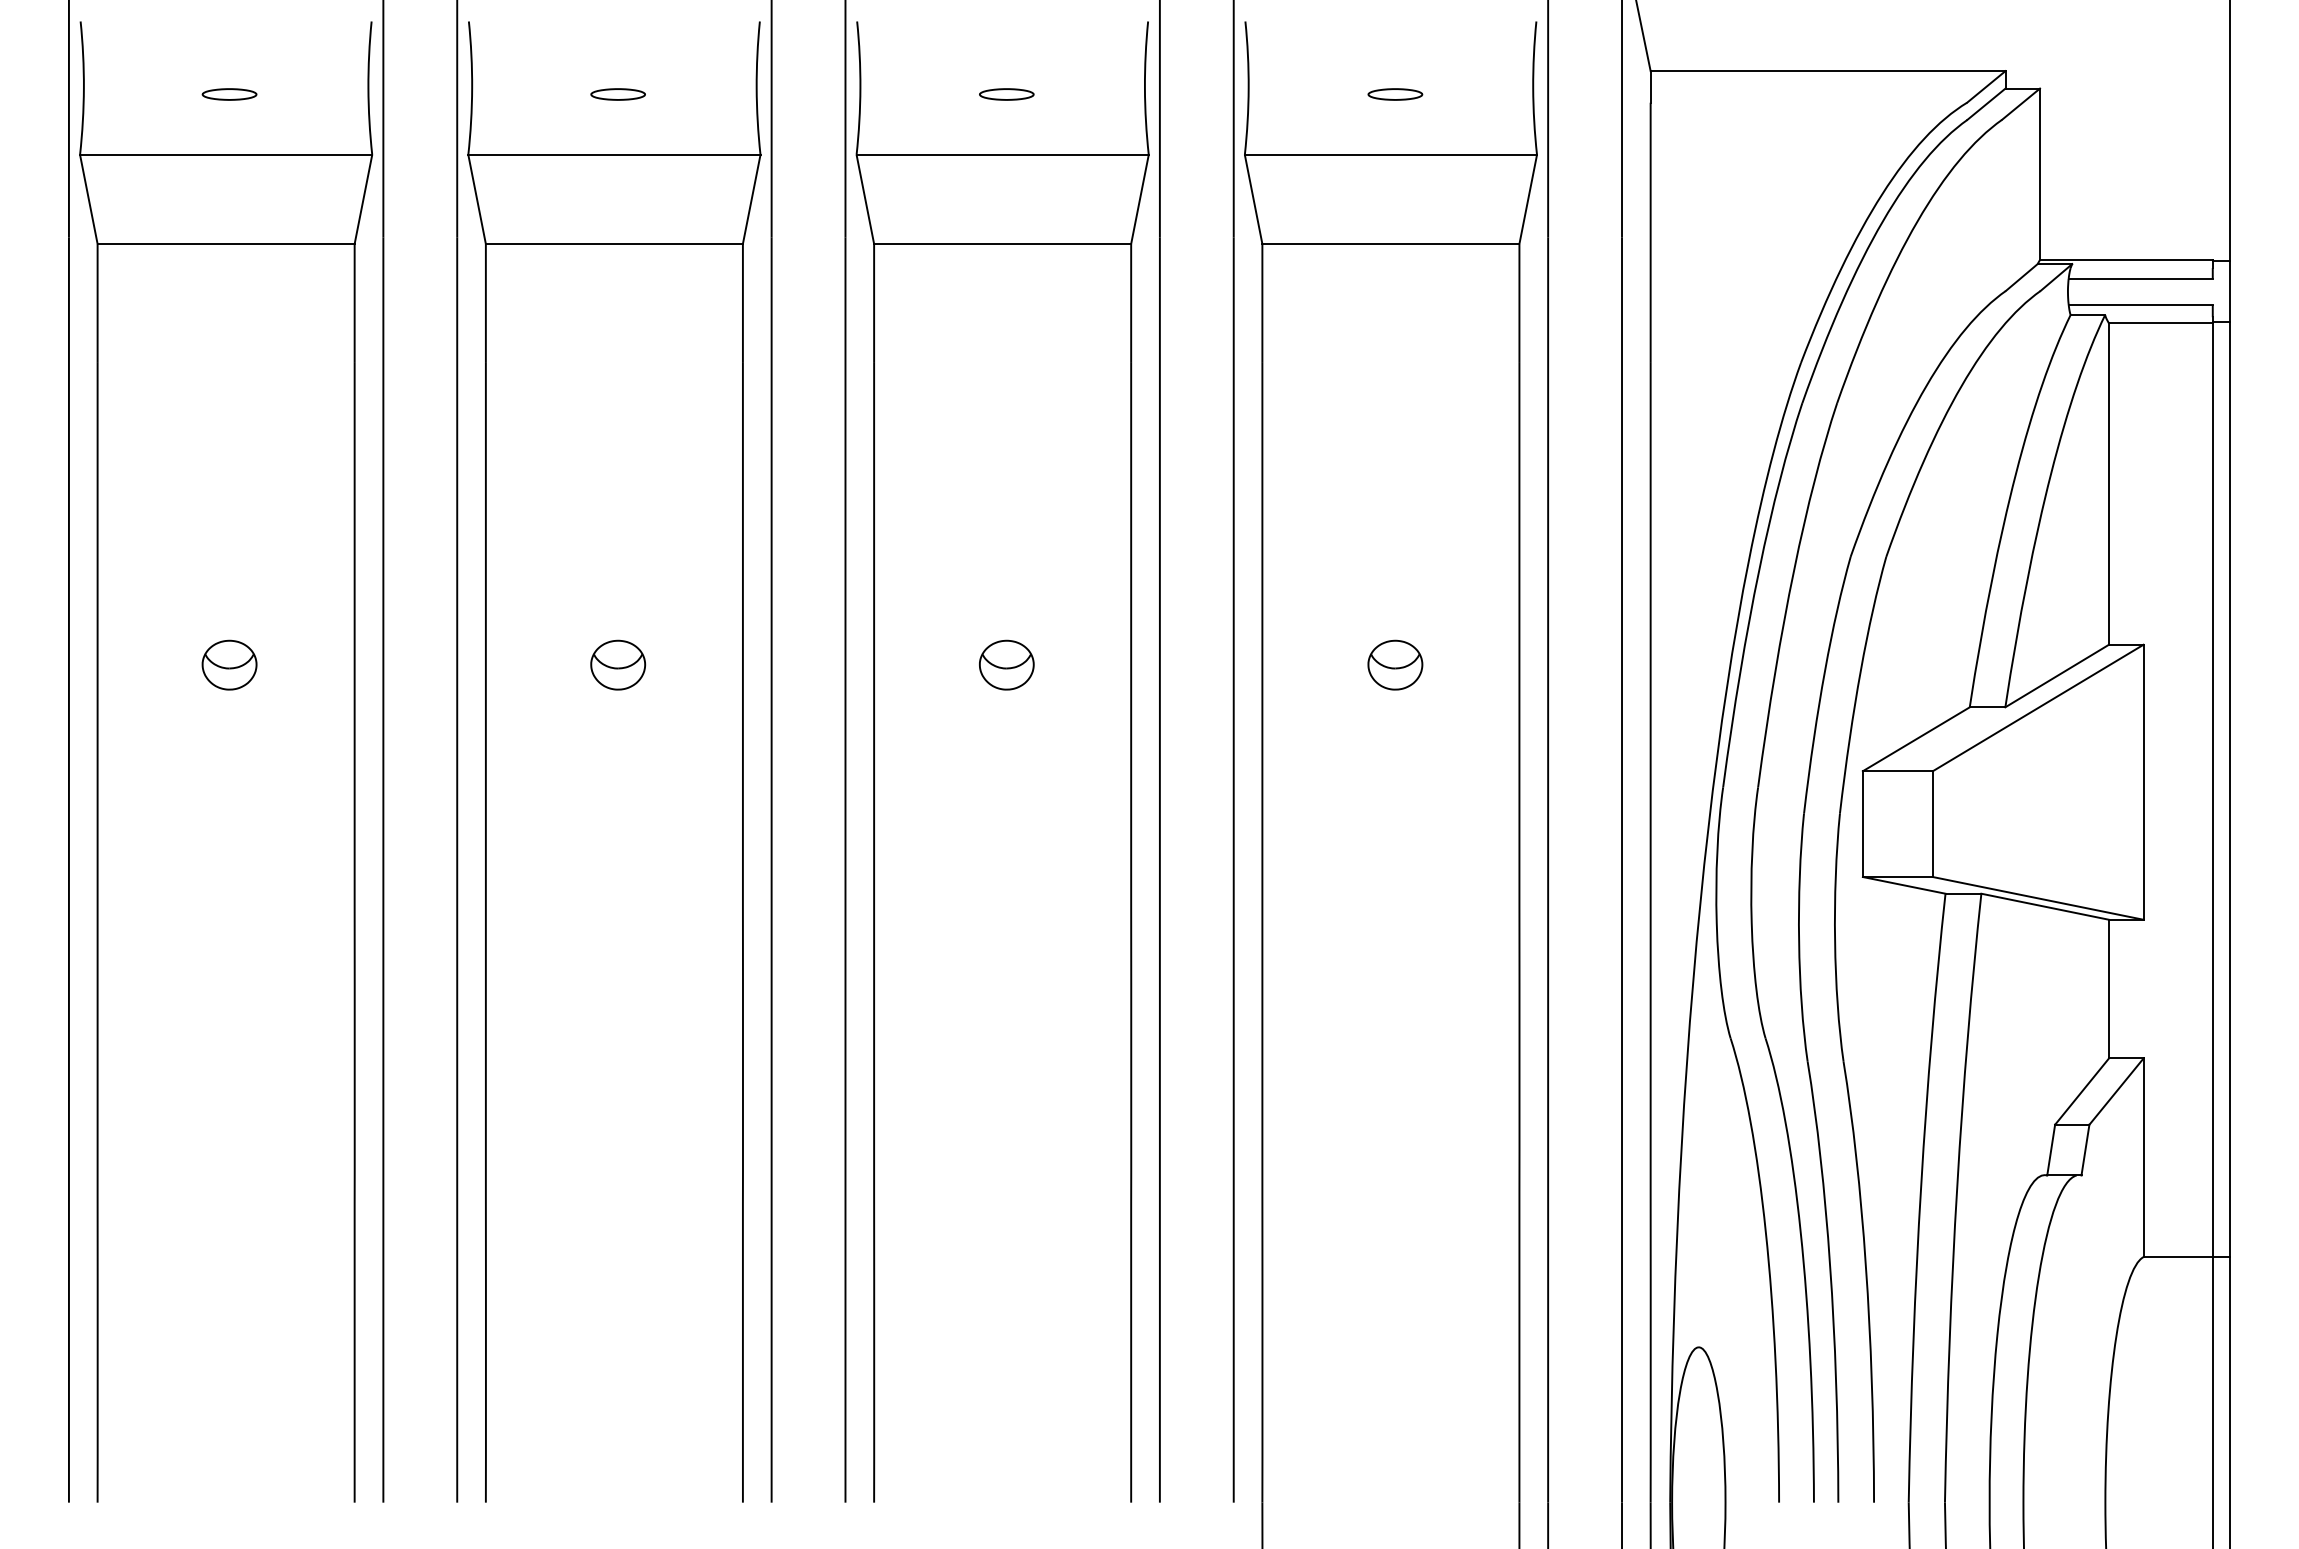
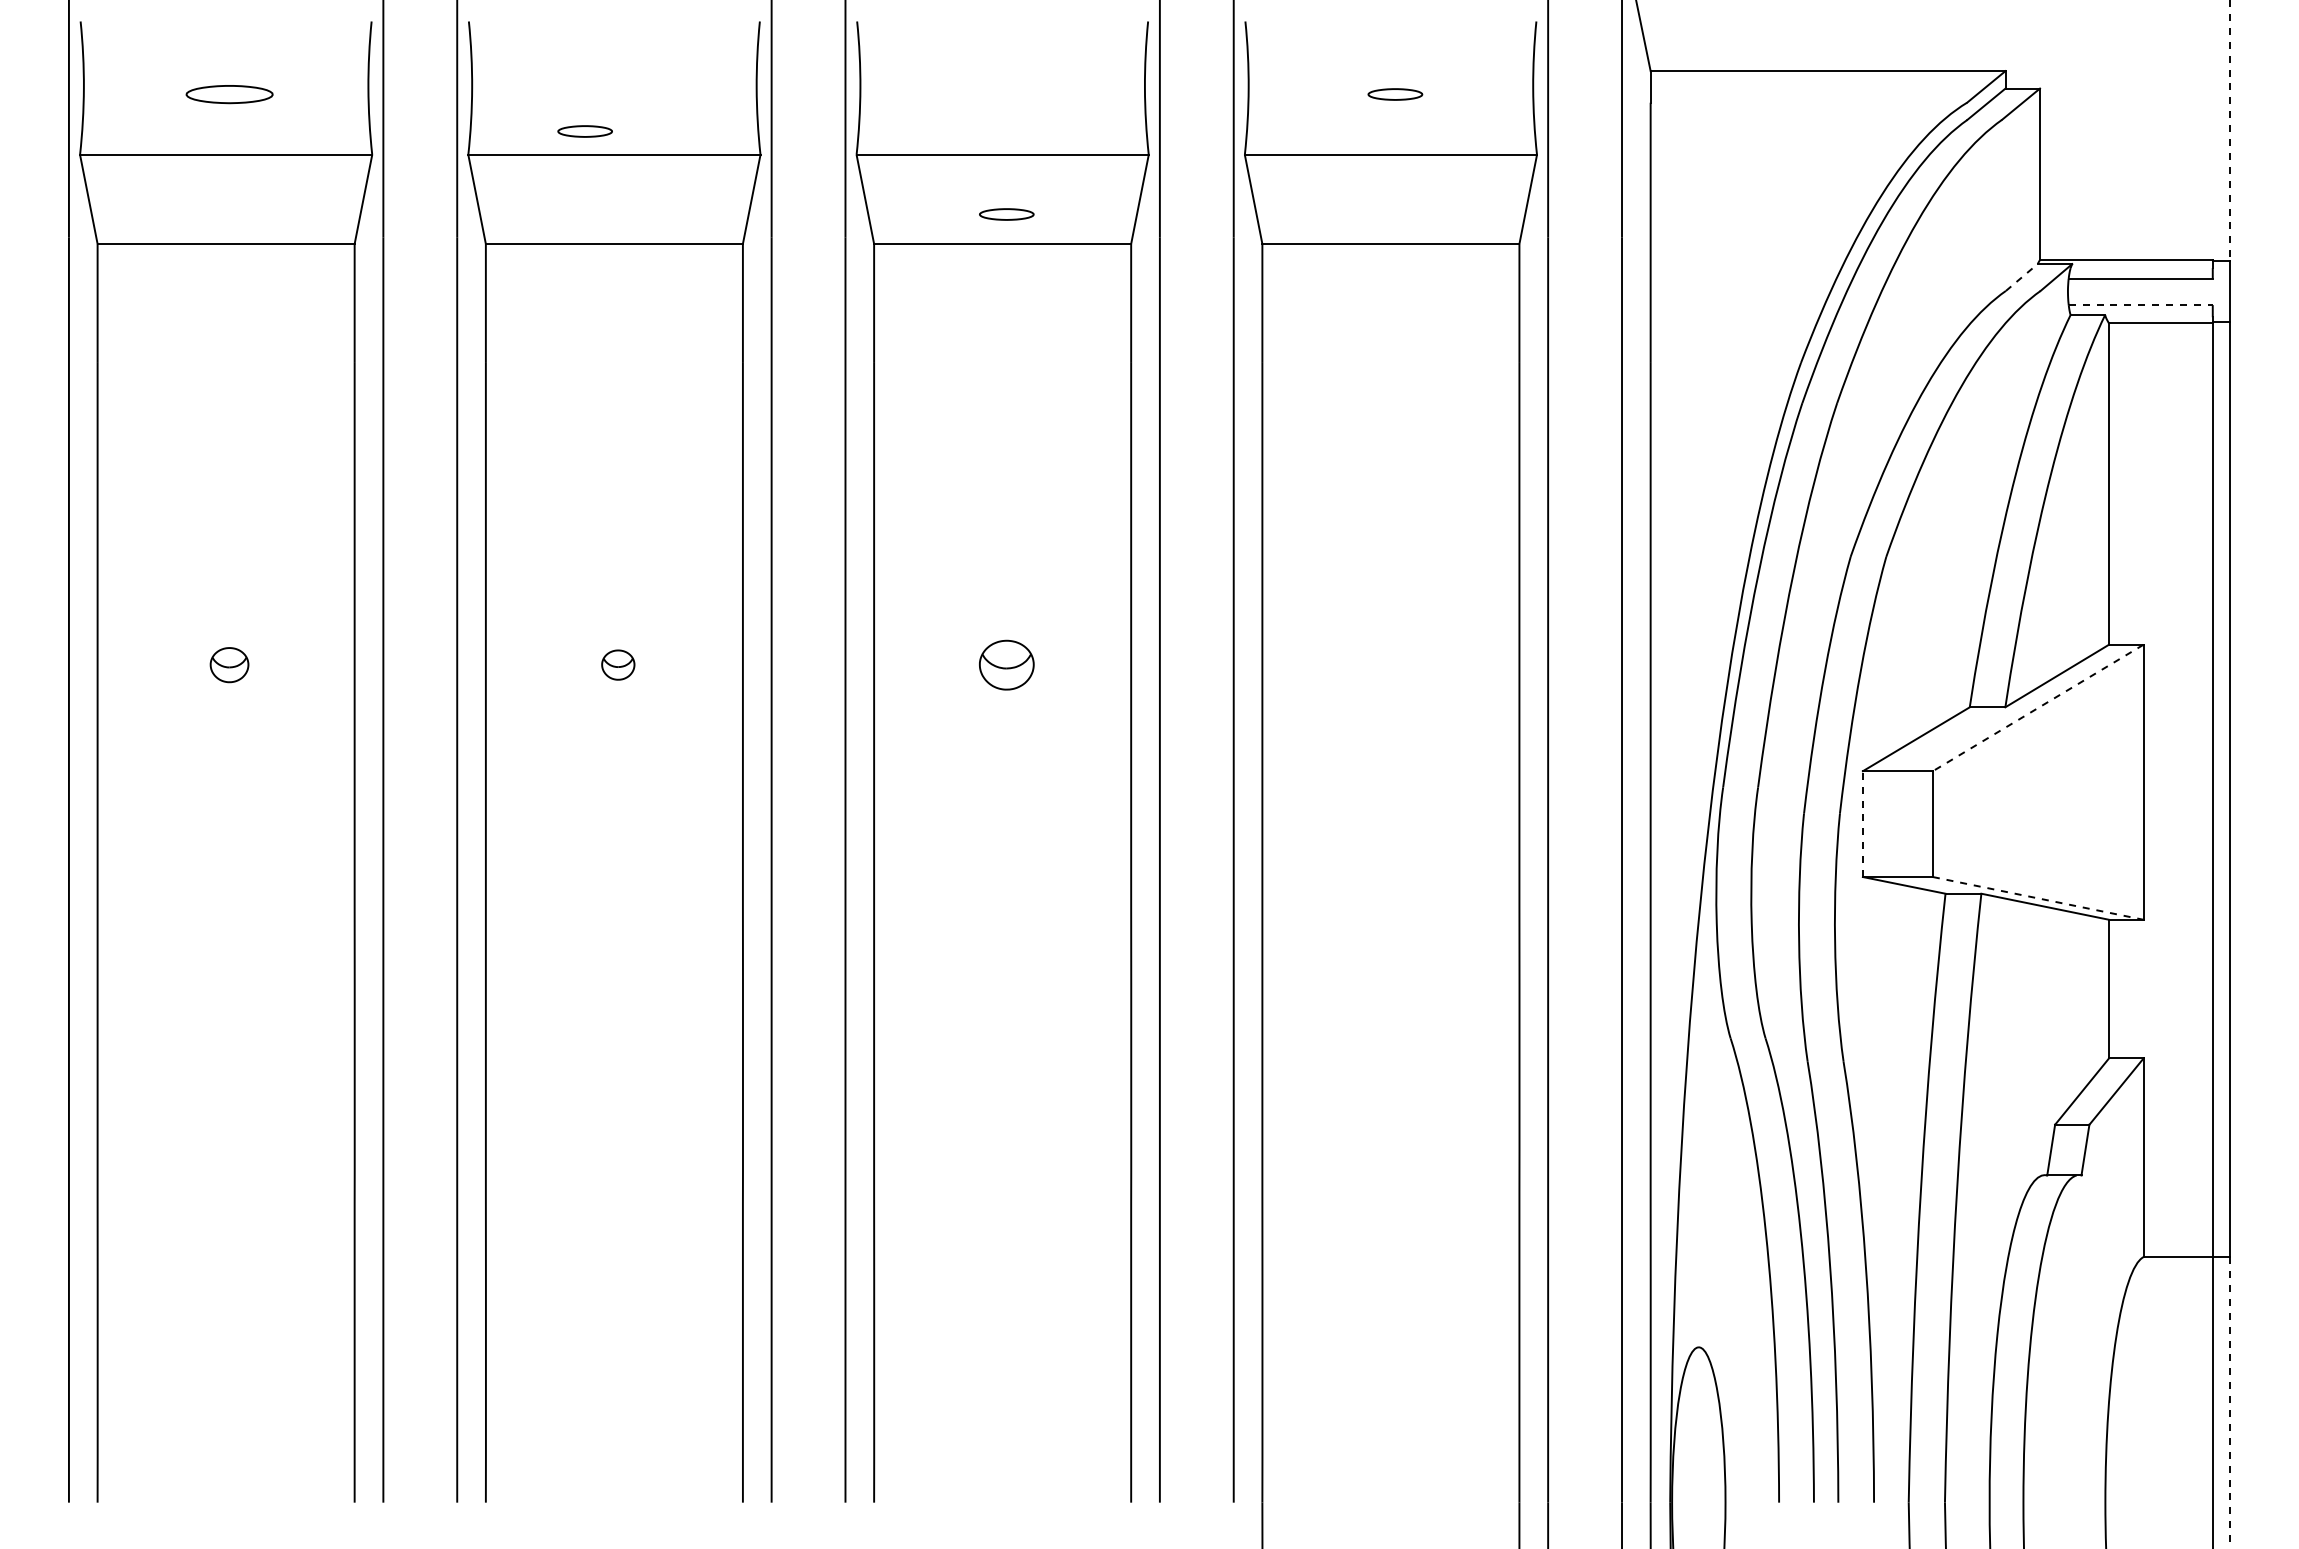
part size: 57x13 px -> 89x20 px (229, 94)
part position: (617, 94) -> (584, 131) (584, 131)
part position: (1006, 94) -> (1006, 214) (1006, 214)
line: solid -> dashed (2230, 131)
line: solid -> dashed (2021, 277)
line: solid -> dashed (2141, 305)
part size: 57x52 px -> 41x37 px (229, 665)
part size: 57x52 px -> 35x32 px (618, 664)
part: present -> none (1395, 664)
line: solid -> dashed (2038, 707)
line: solid -> dashed (1862, 824)
line: solid -> dashed (2038, 898)
line: solid -> dashed (2230, 1402)
